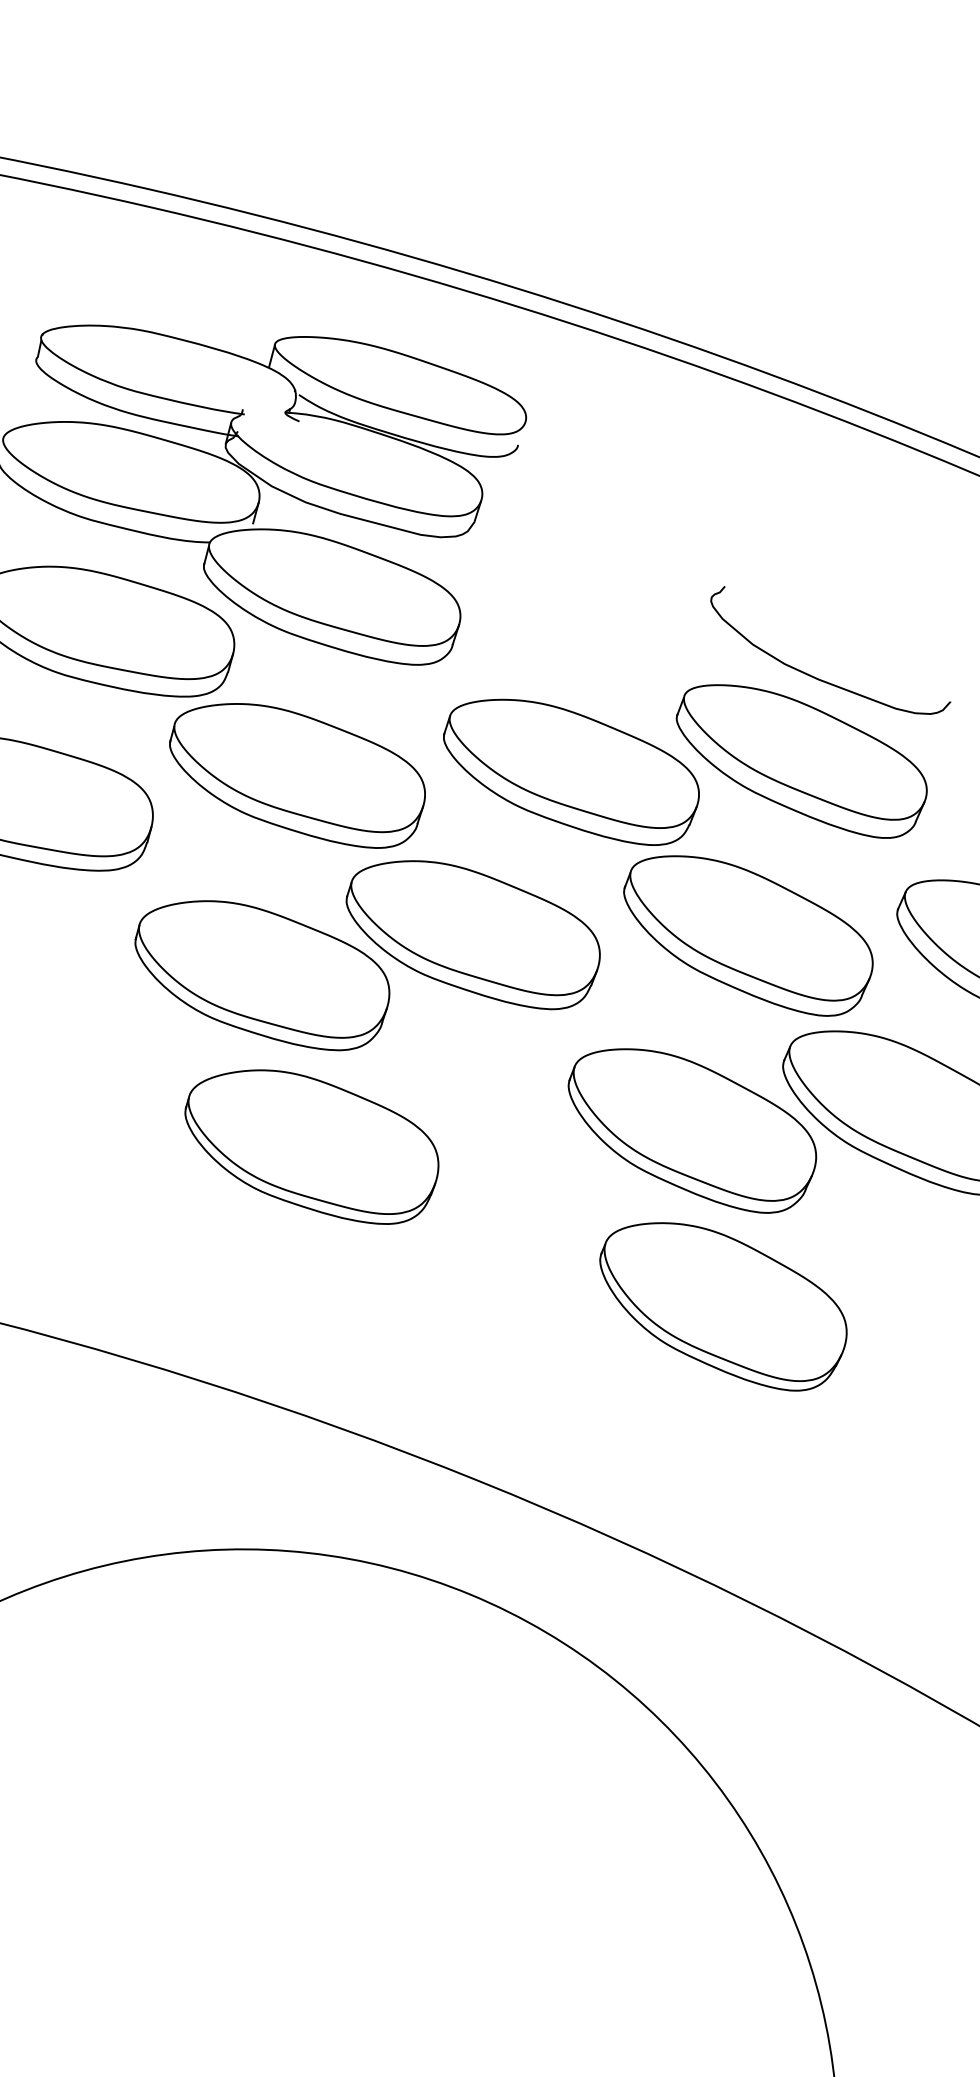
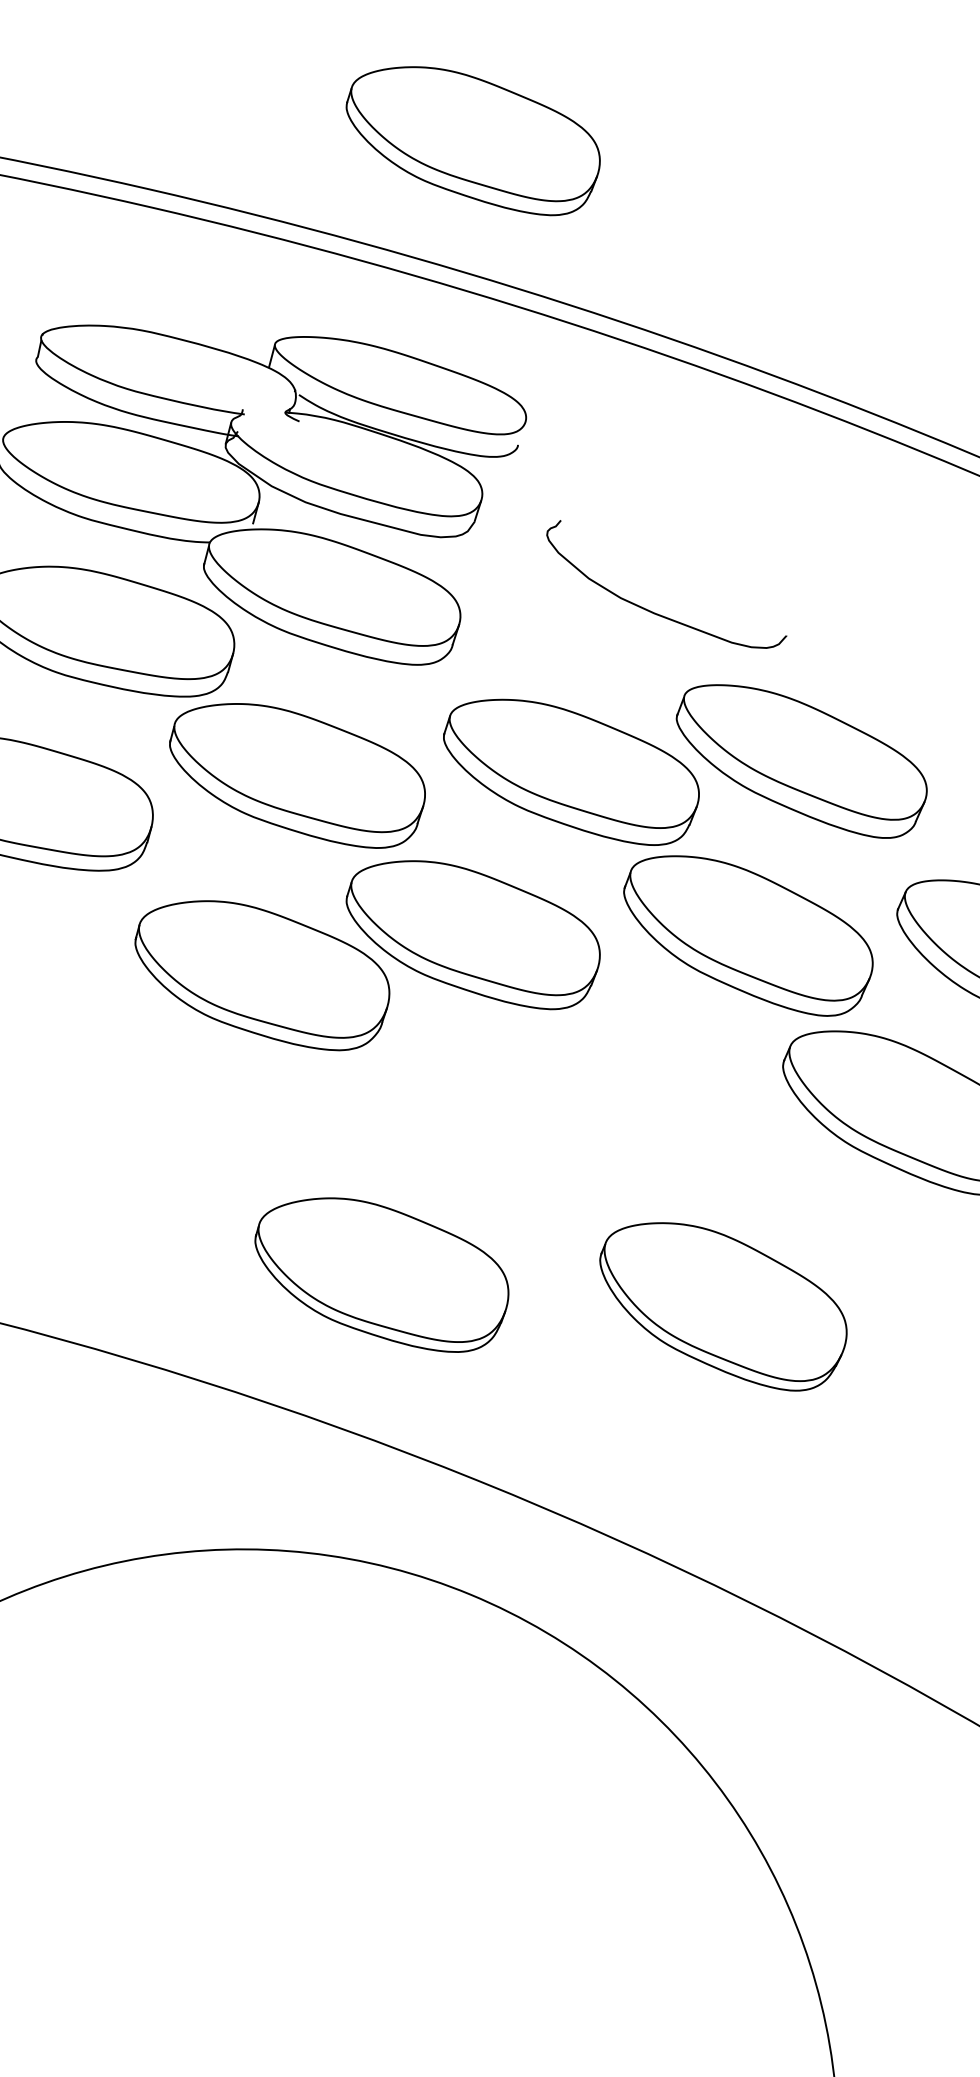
part: none -> present (472, 141)
curve position: (819, 678) -> (655, 612) (655, 612)
part: present -> none (692, 1130)
part position: (311, 1146) -> (381, 1274) (381, 1274)
